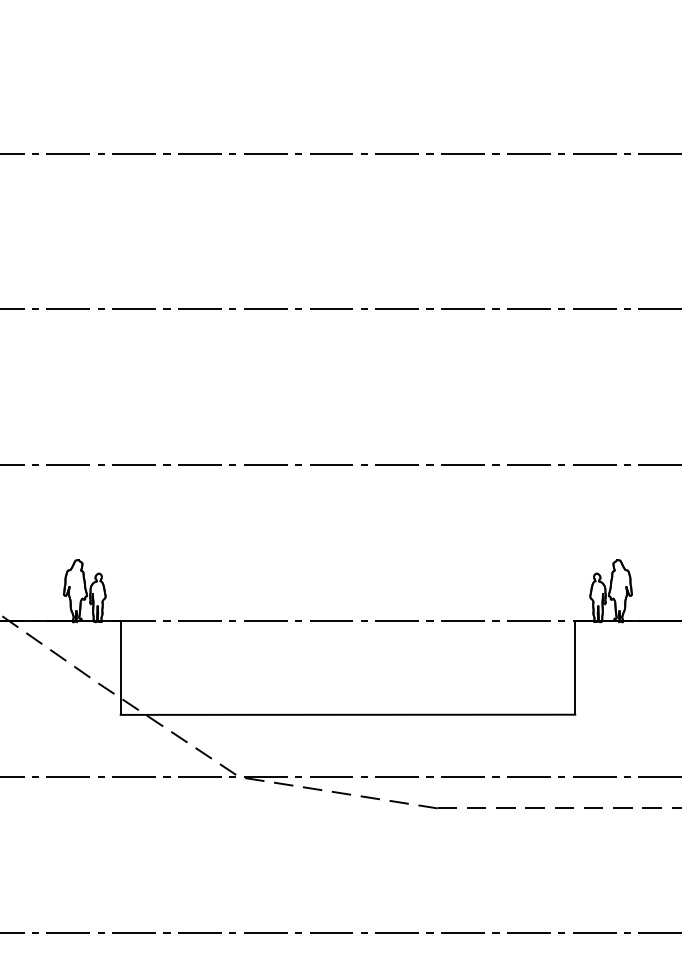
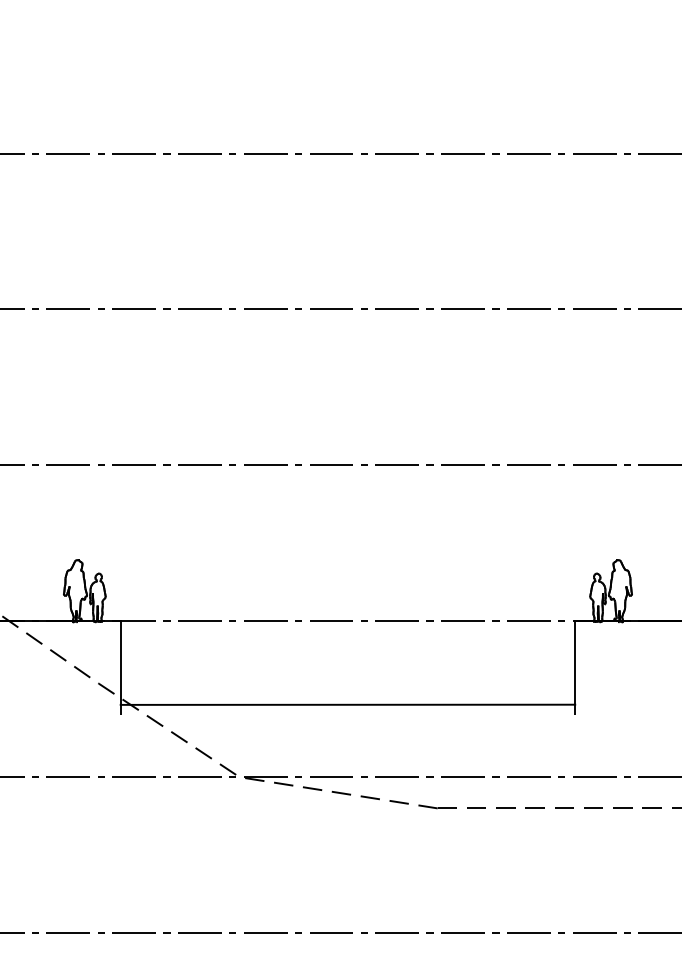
line position: (347, 714) -> (347, 704) (347, 704)
